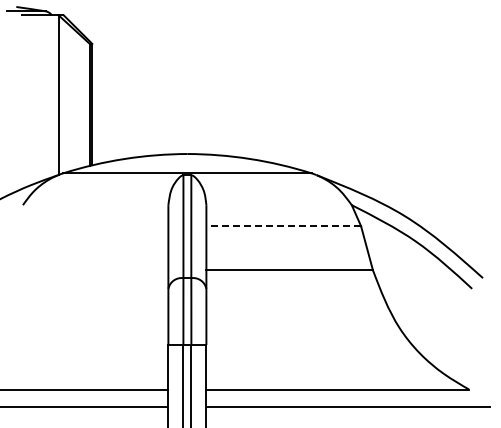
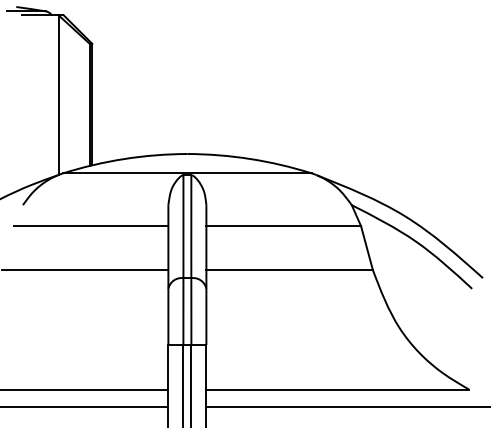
line: none -> present (90, 226)
line: dashed -> solid (283, 226)
line: none -> present (85, 270)
